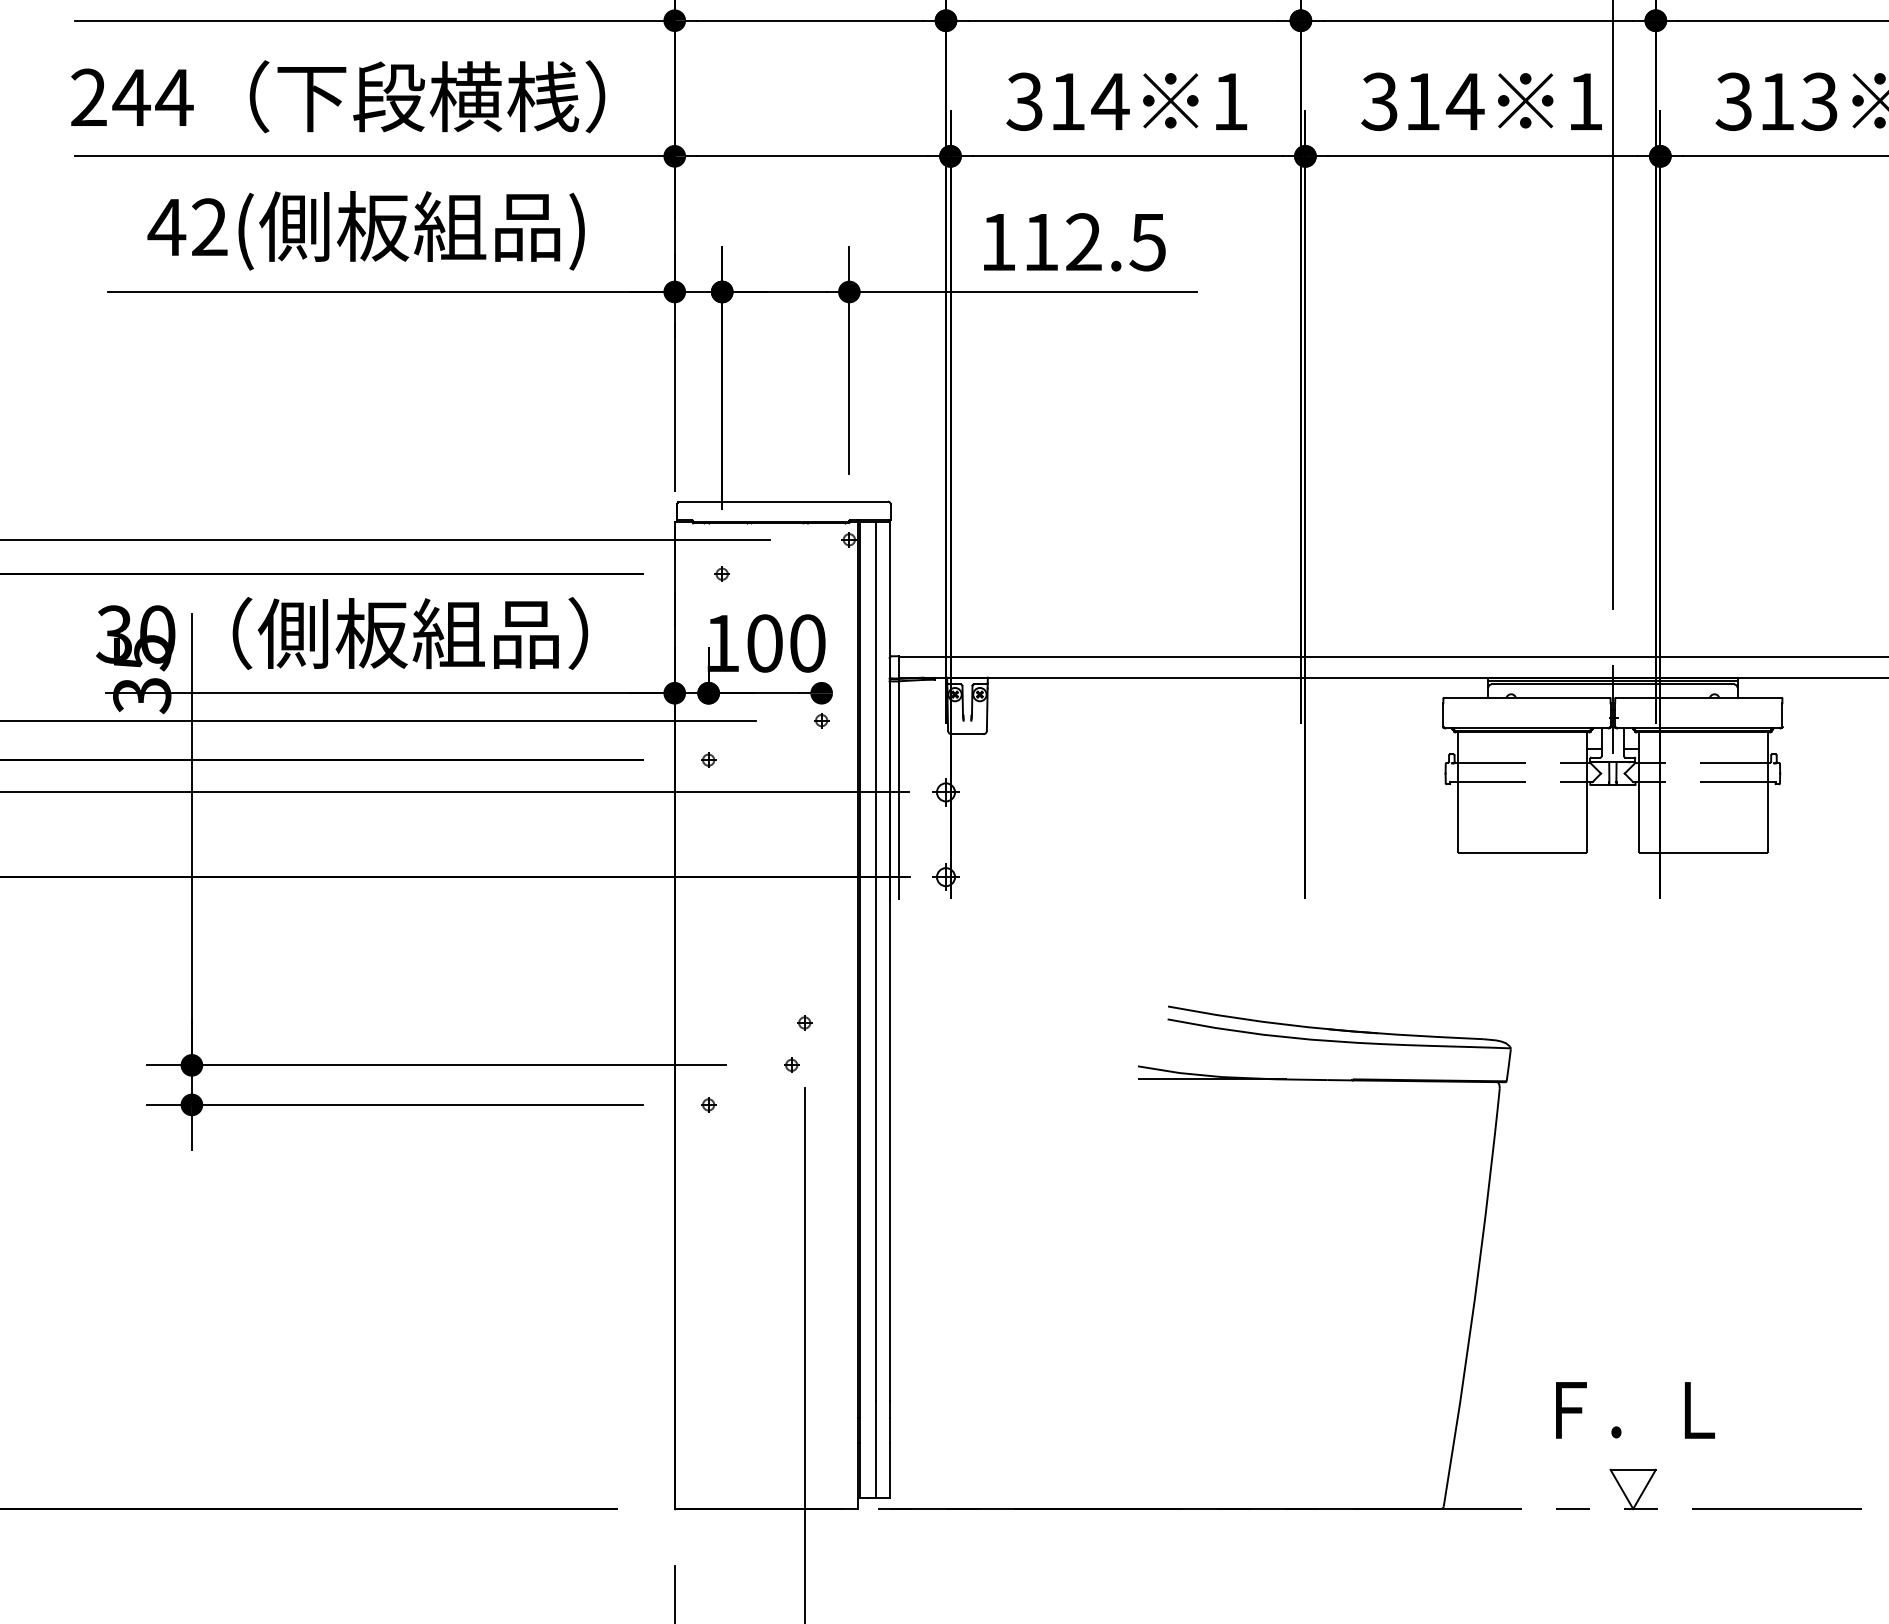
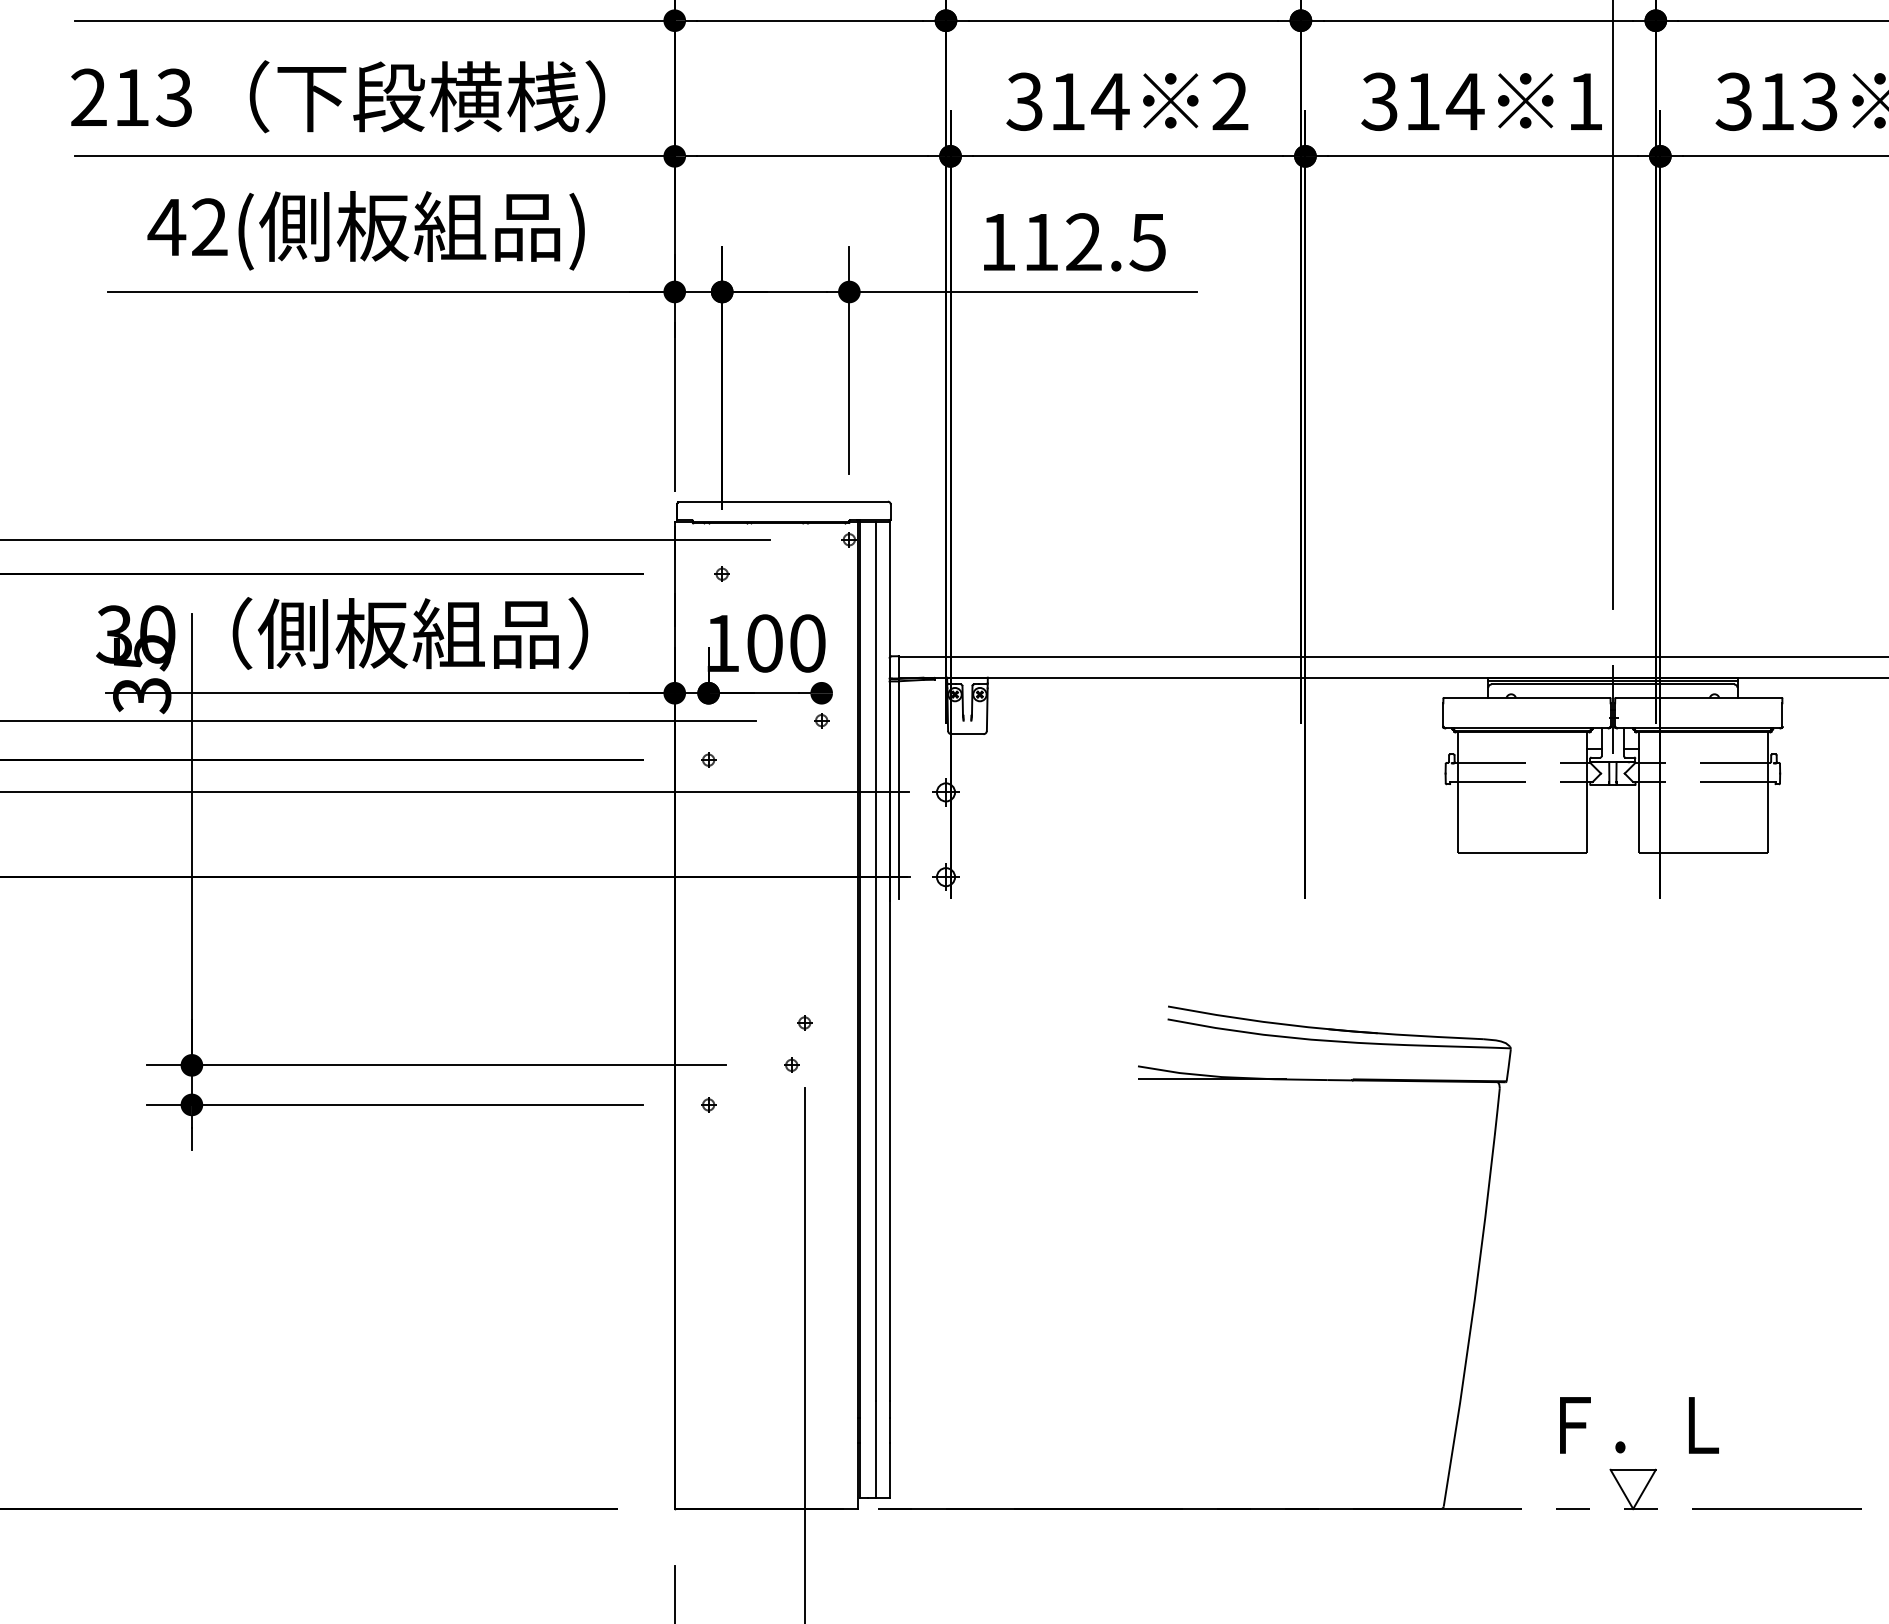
text: 244 -> 213 (152, 97)
text: 1 -> 2 (1230, 101)
text position: (1635, 1410) -> (1639, 1425) (1639, 1425)
